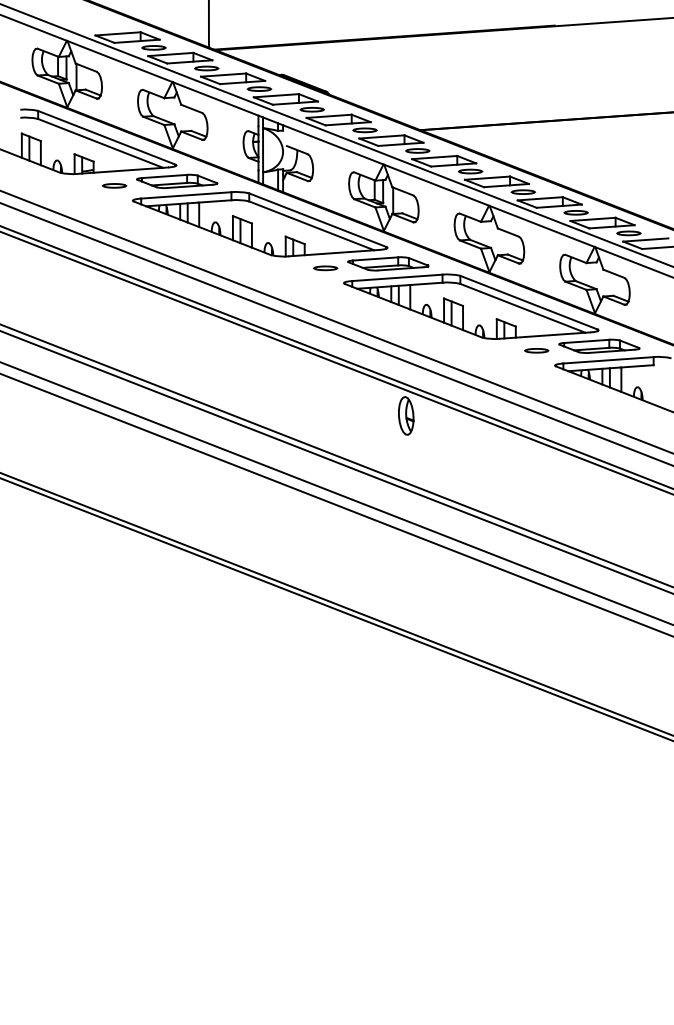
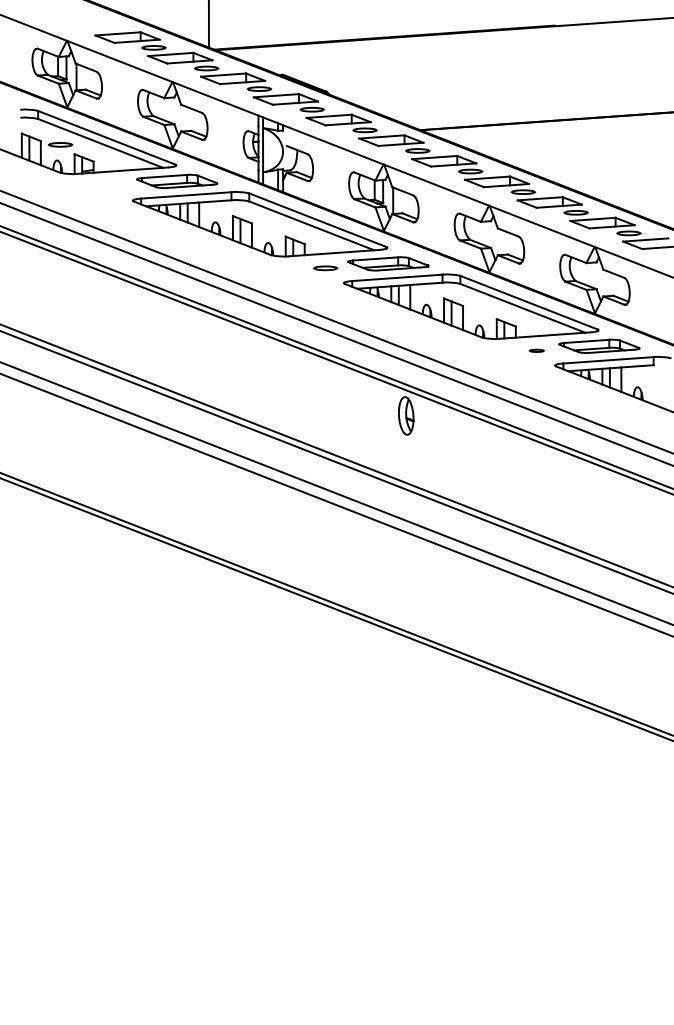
line: present -> none (336, 135)
part position: (114, 185) -> (60, 144) (60, 144)
part size: 26x6 px -> 17x5 px (536, 350)
